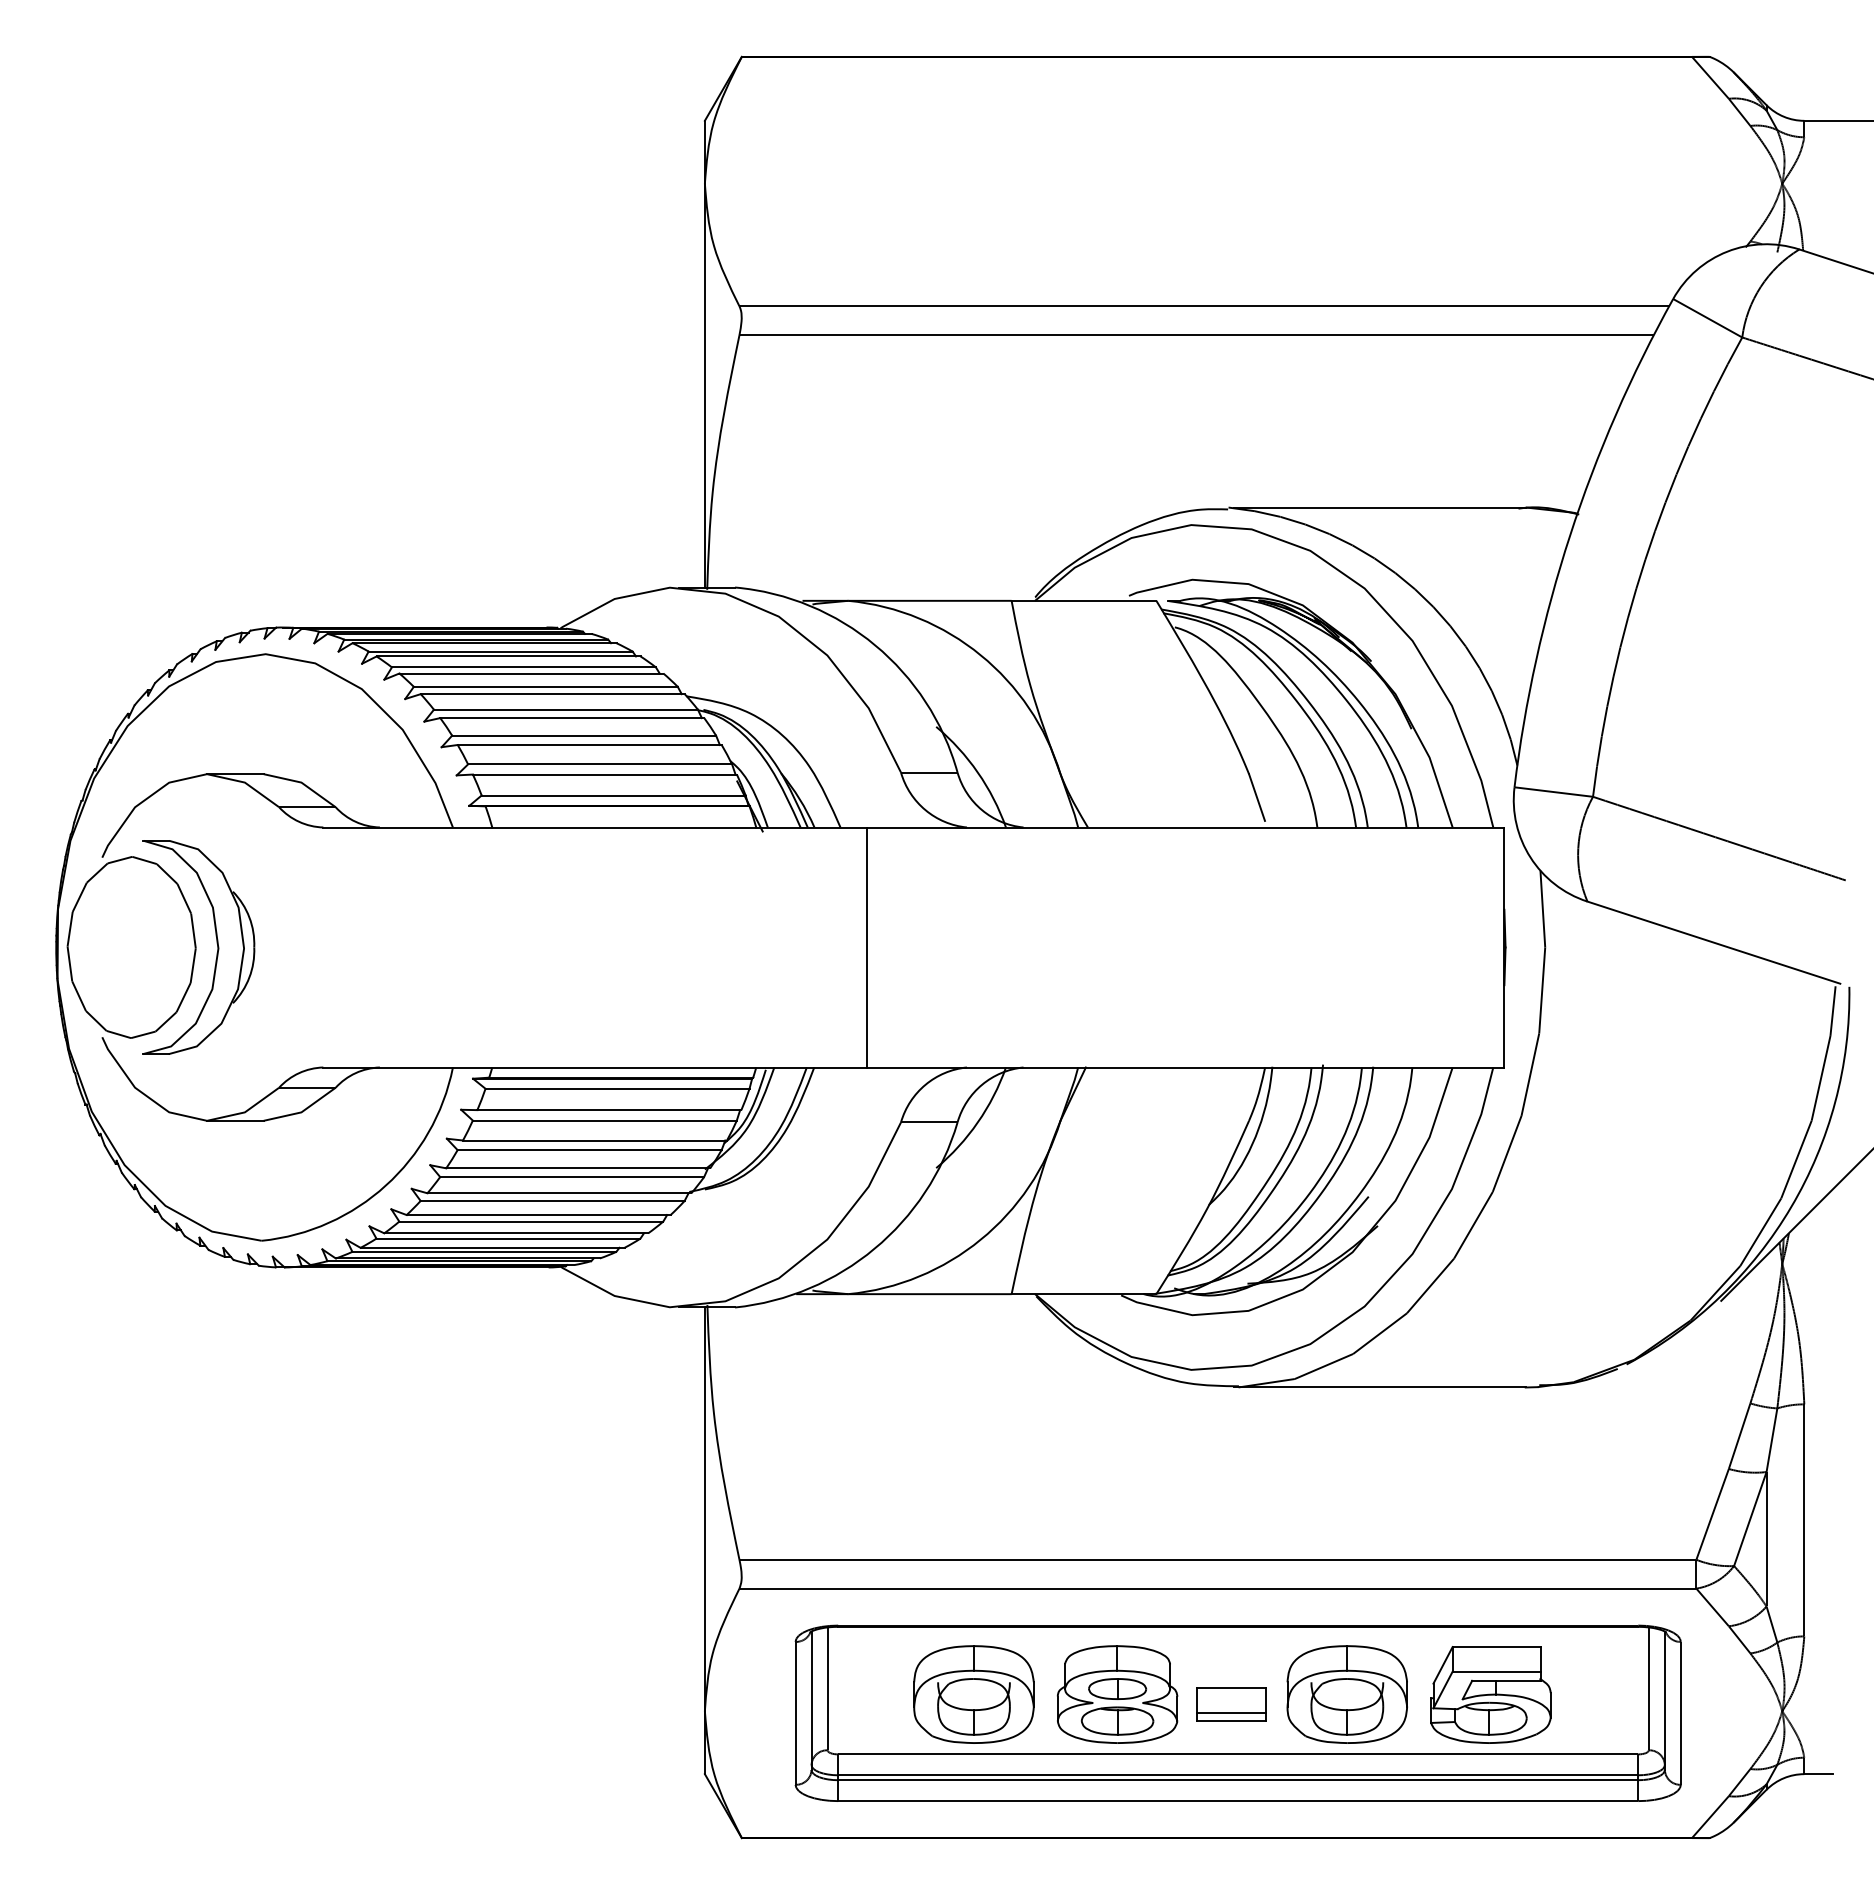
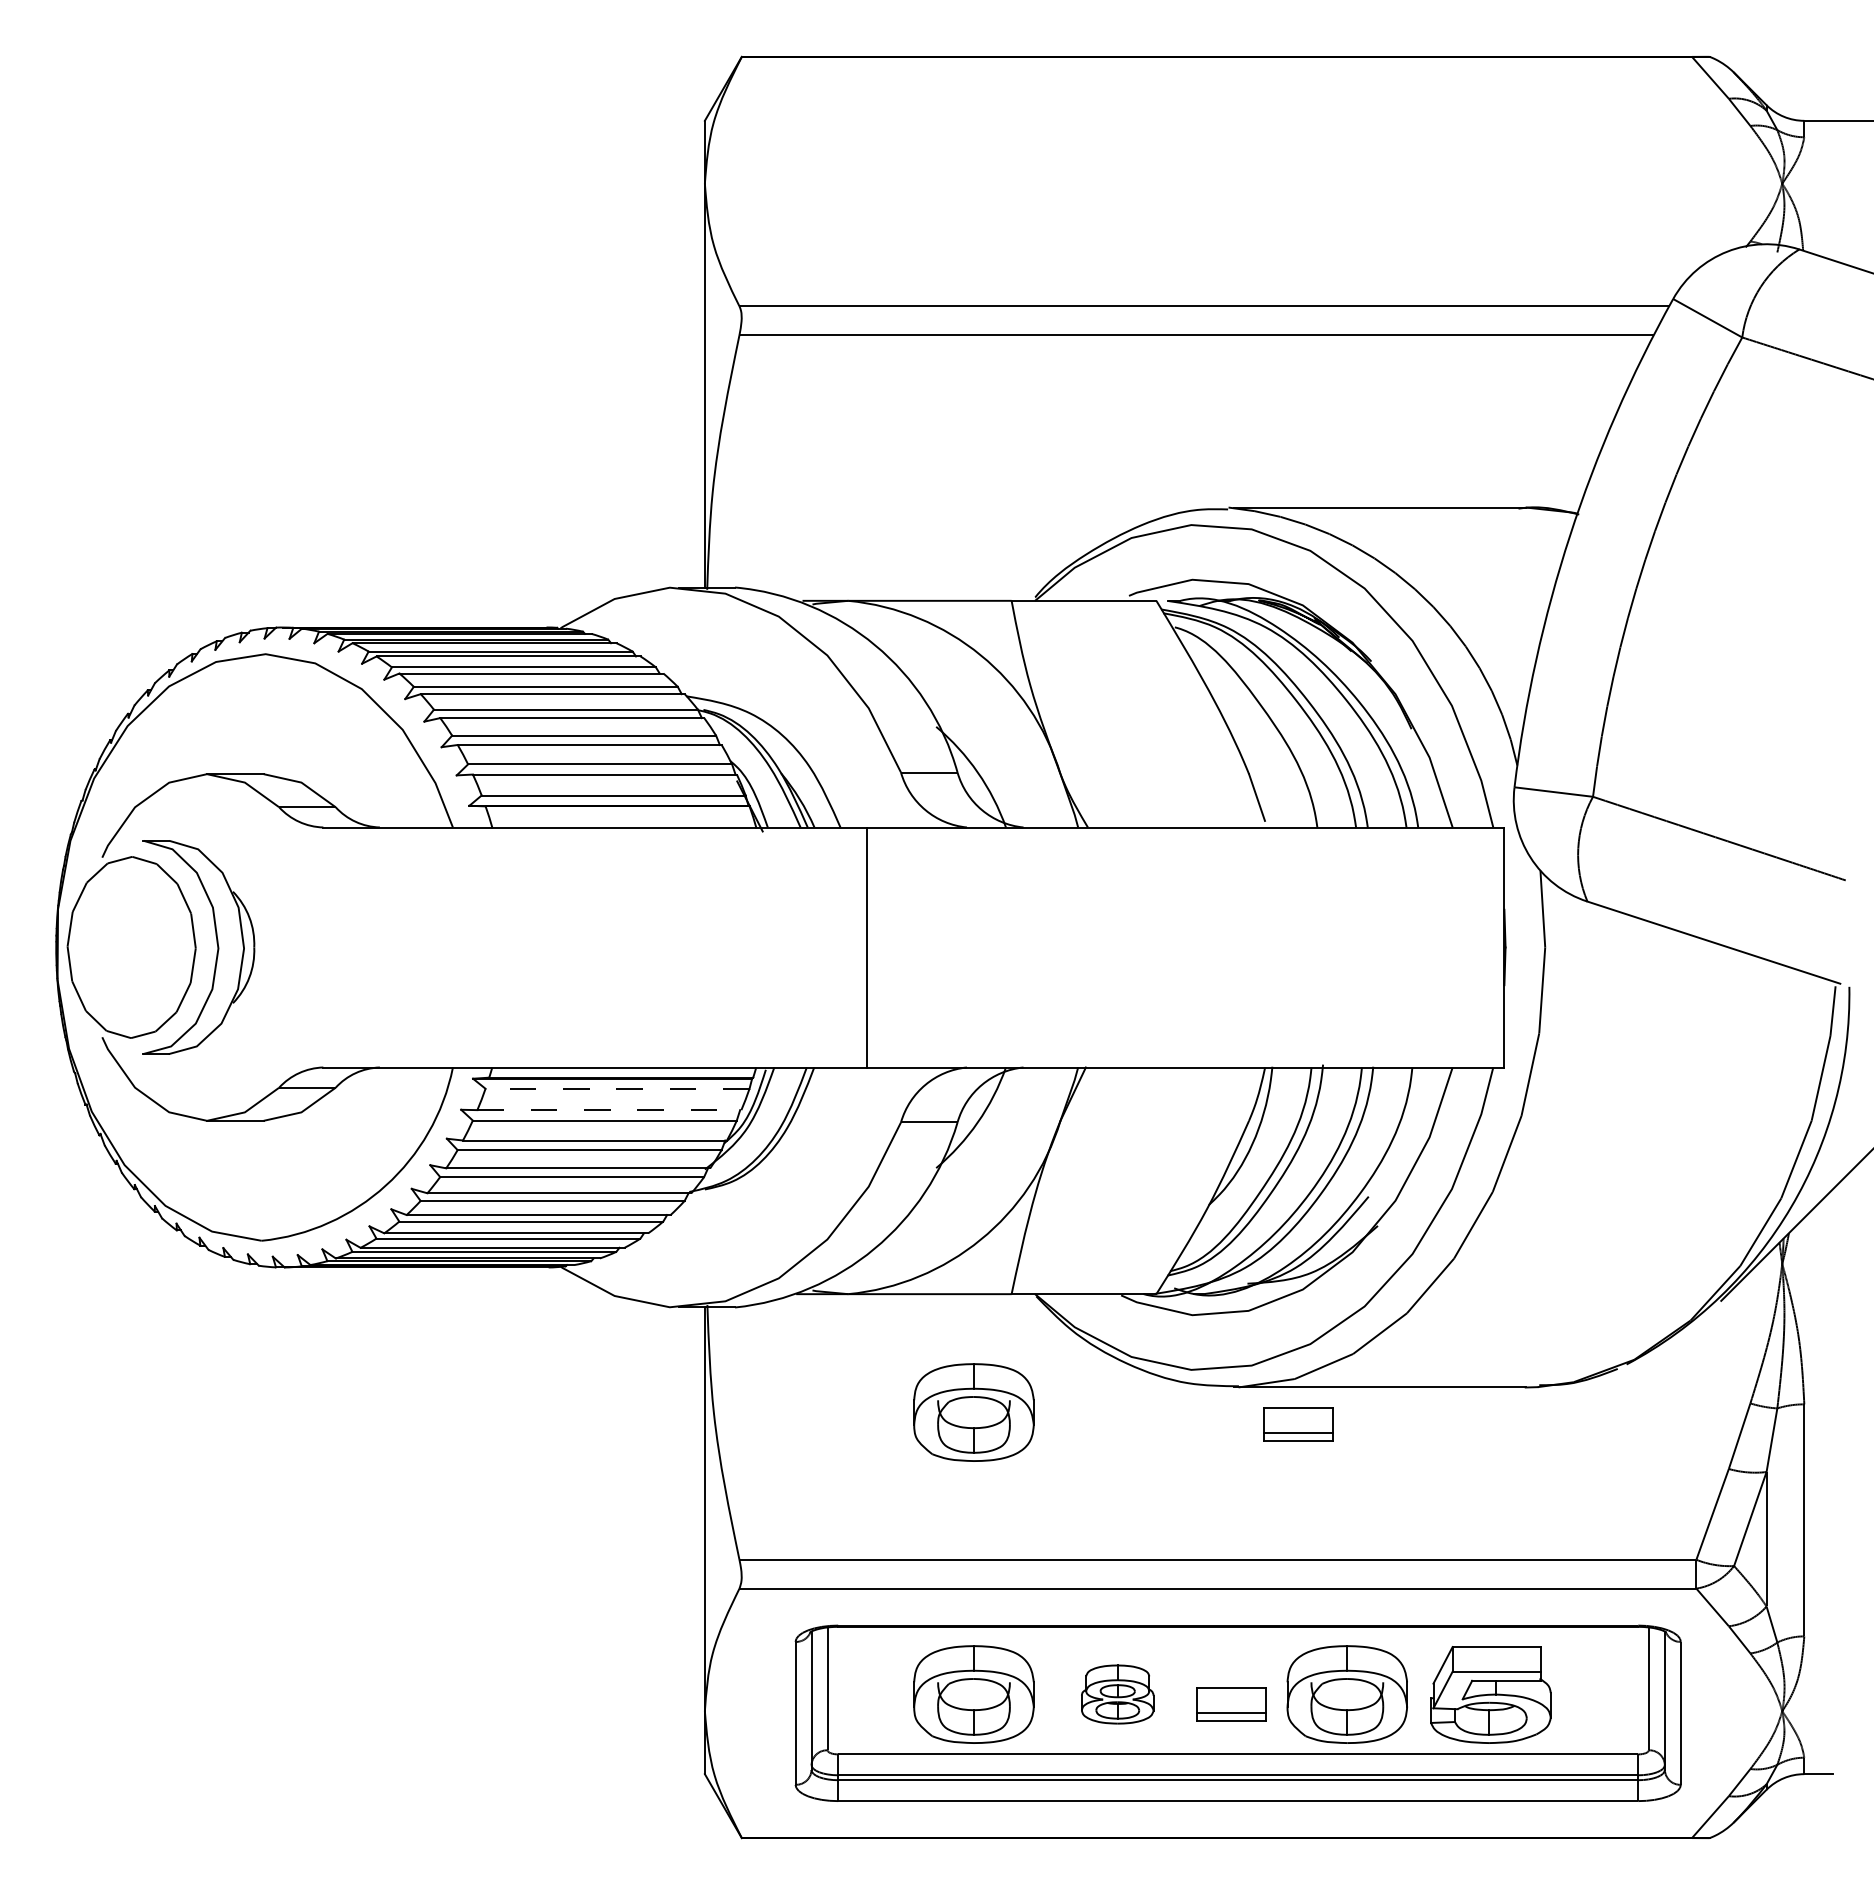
line: solid -> dashed (617, 1088)
line: solid -> dashed (609, 1110)
part: none -> present (973, 1412)
part: none -> present (1298, 1424)
part size: 122x99 px -> 74x61 px (1117, 1694)
